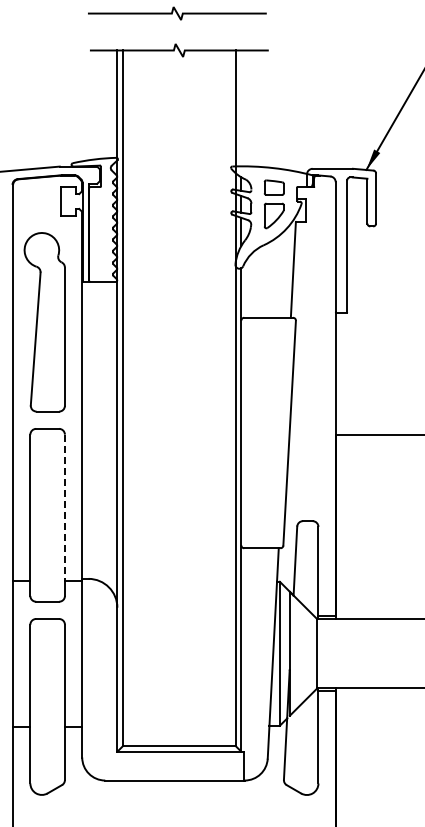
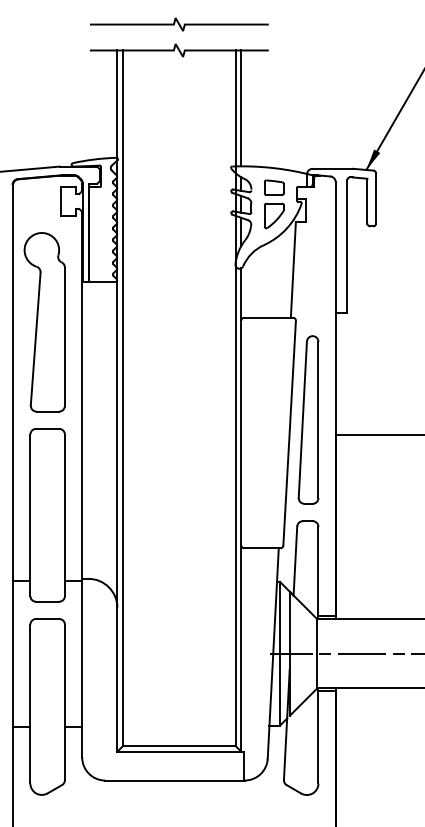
curve position: (177, 13) -> (179, 24) (179, 24)
line: none -> present (241, 108)
part: none -> present (308, 419)
line: dashed -> solid (64, 507)
line: none -> present (345, 653)
